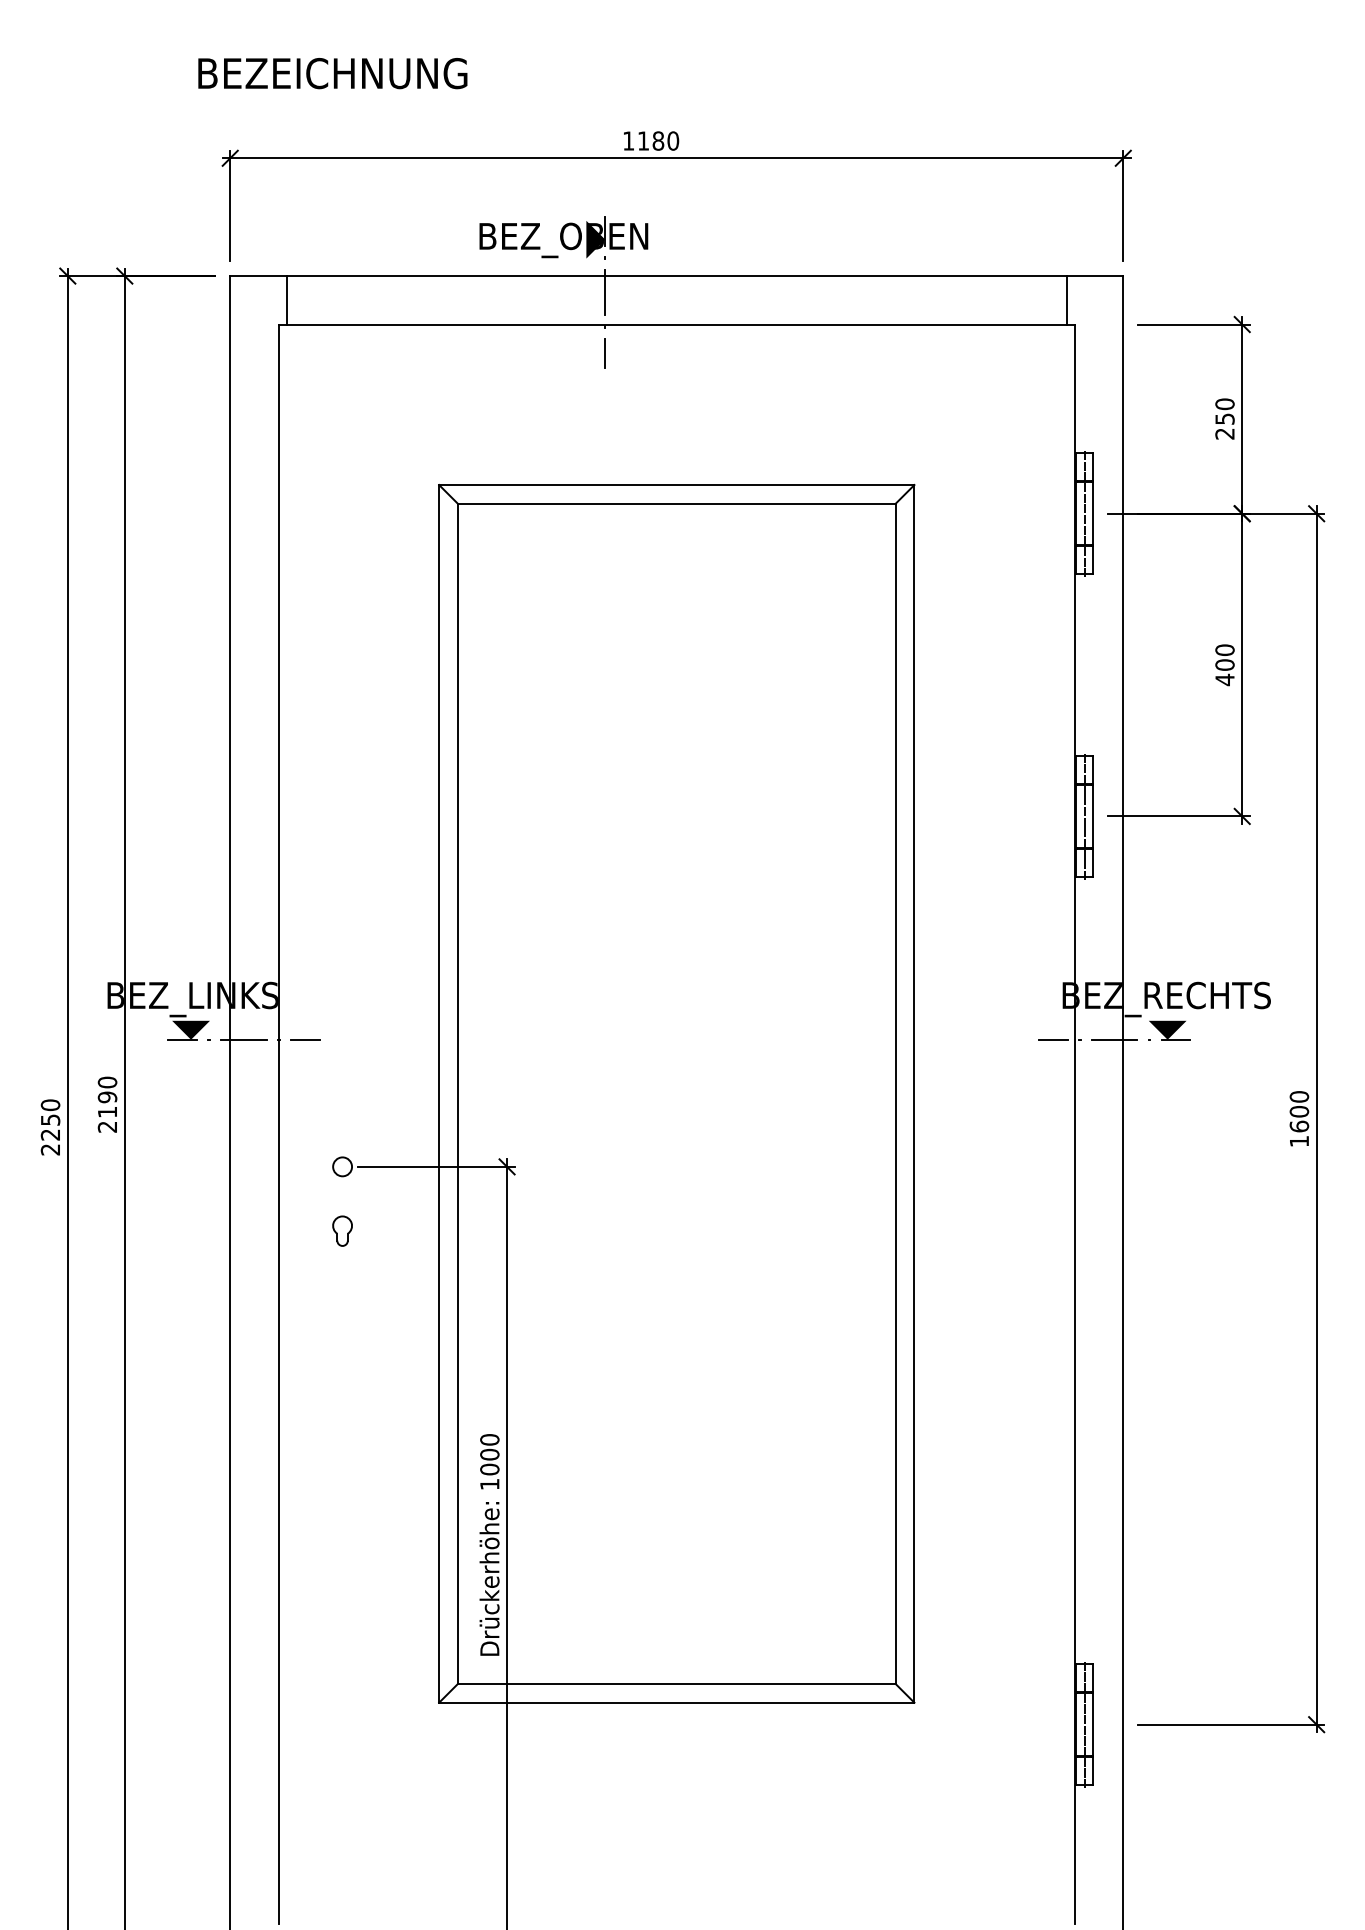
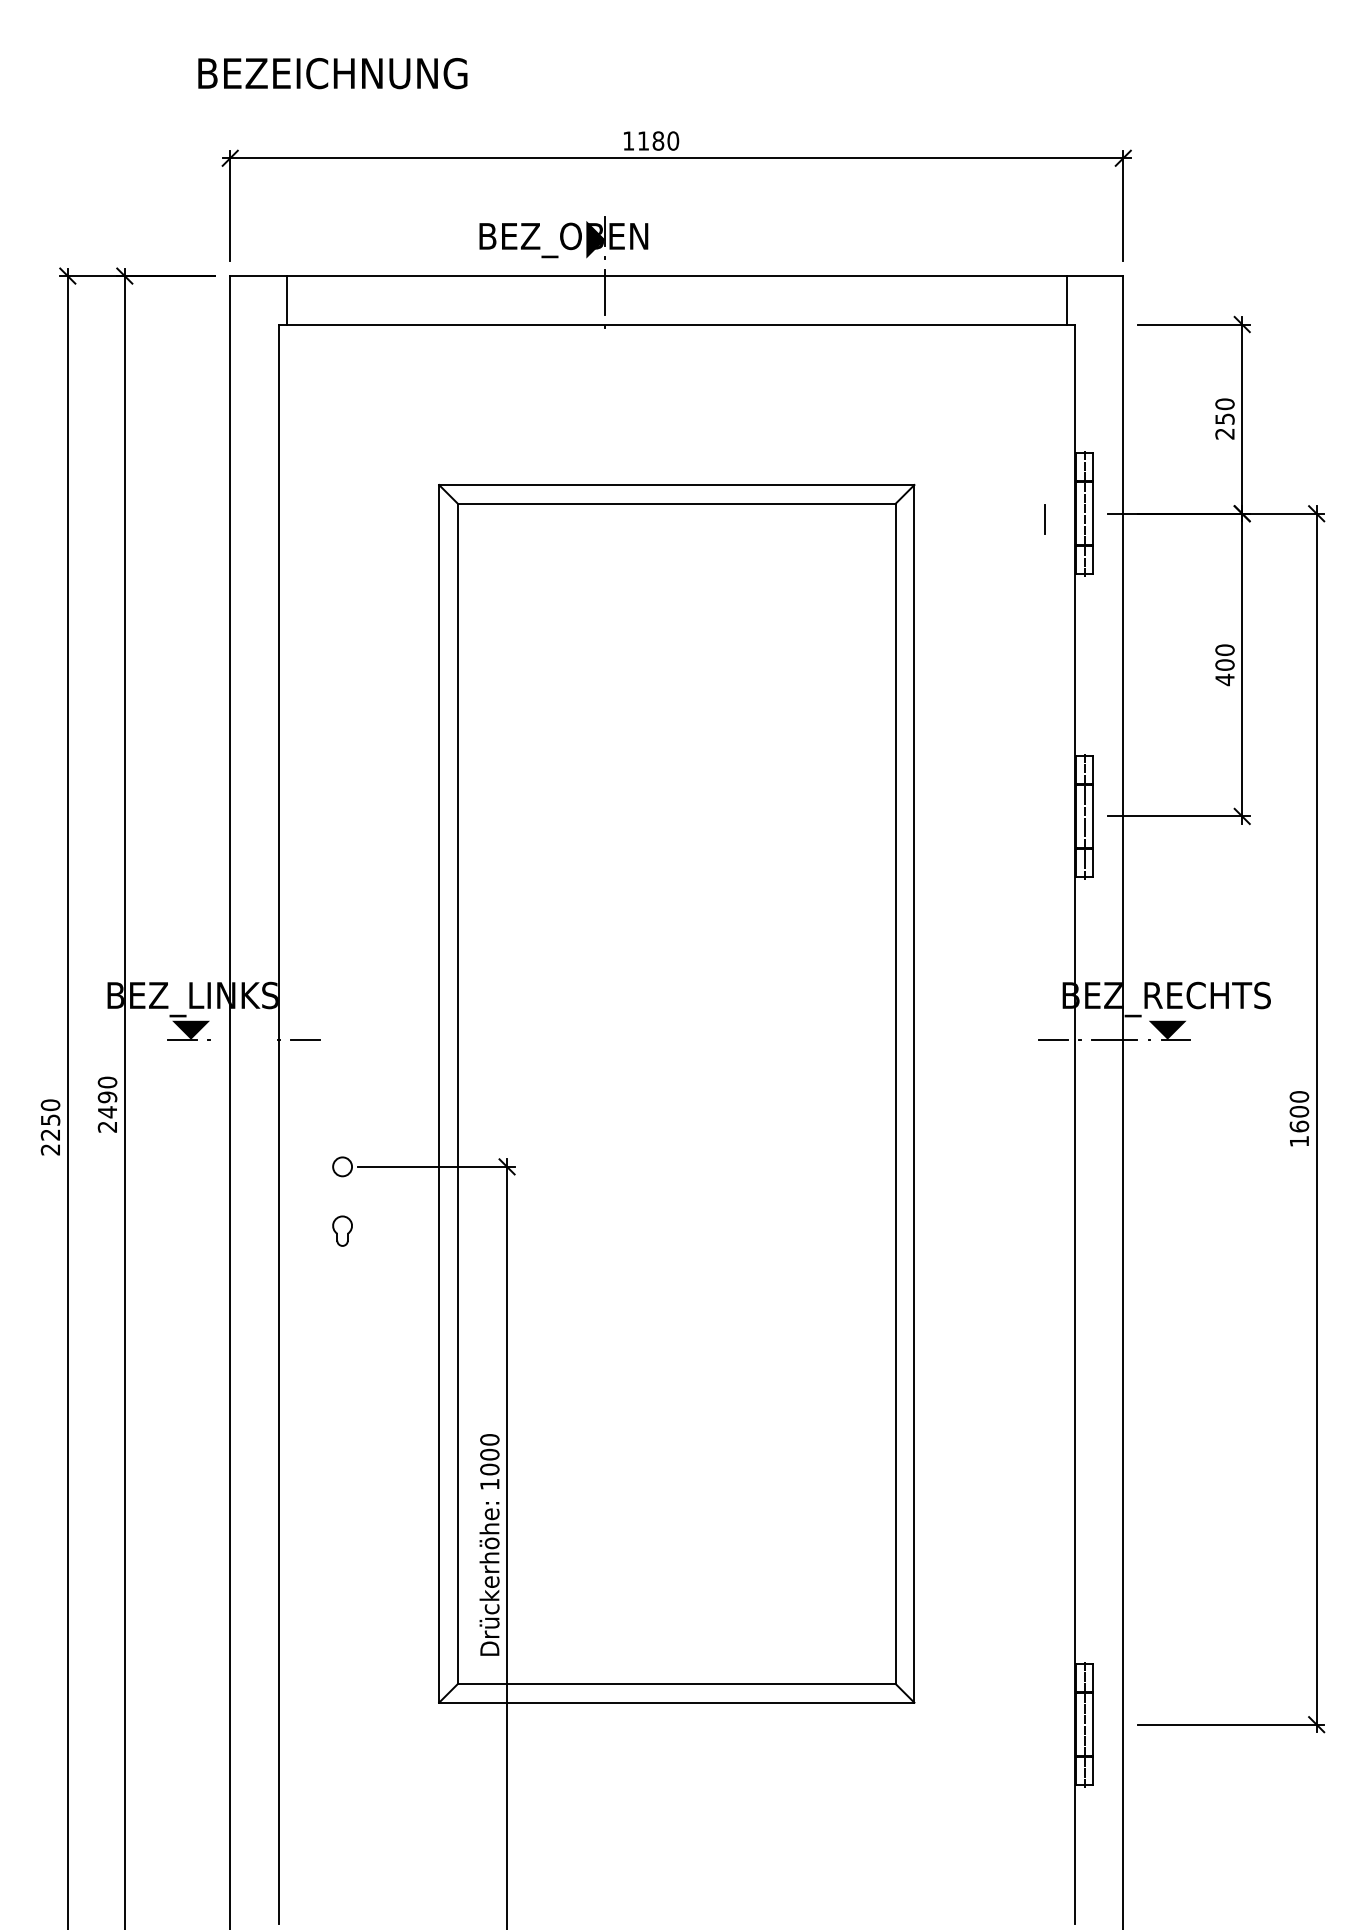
line position: (604, 353) -> (1044, 519) (1044, 519)
line: present -> none (243, 1039)
text: 2190 -> 2490 (107, 1112)
